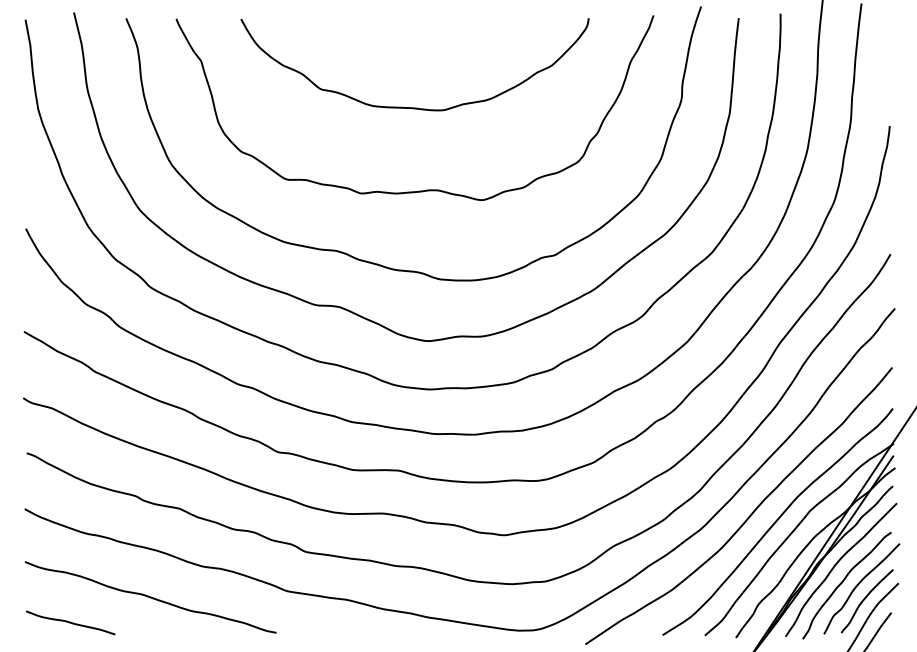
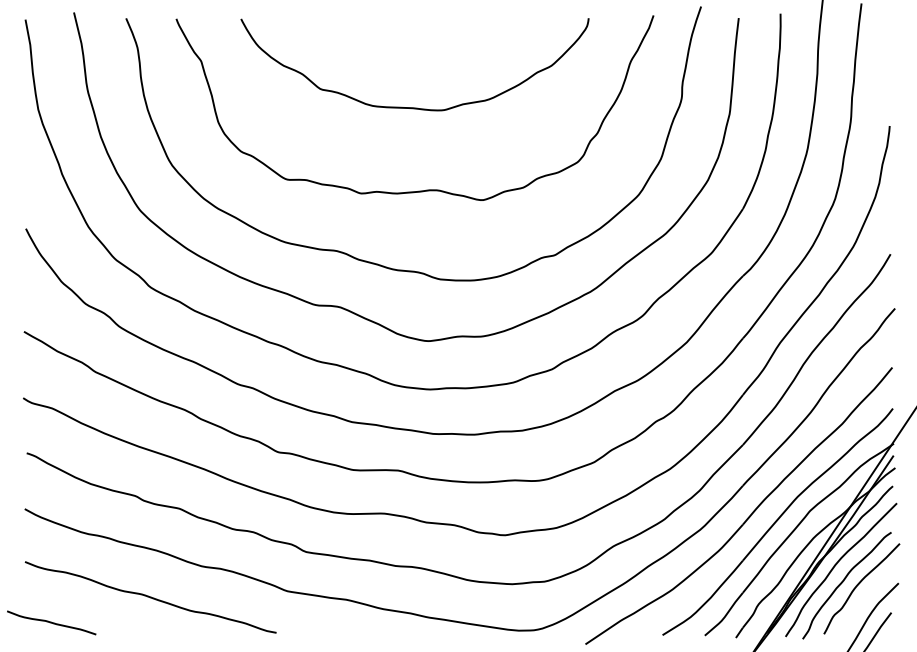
curve: present -> none (865, 599)
curve position: (70, 622) -> (51, 622) (51, 622)
